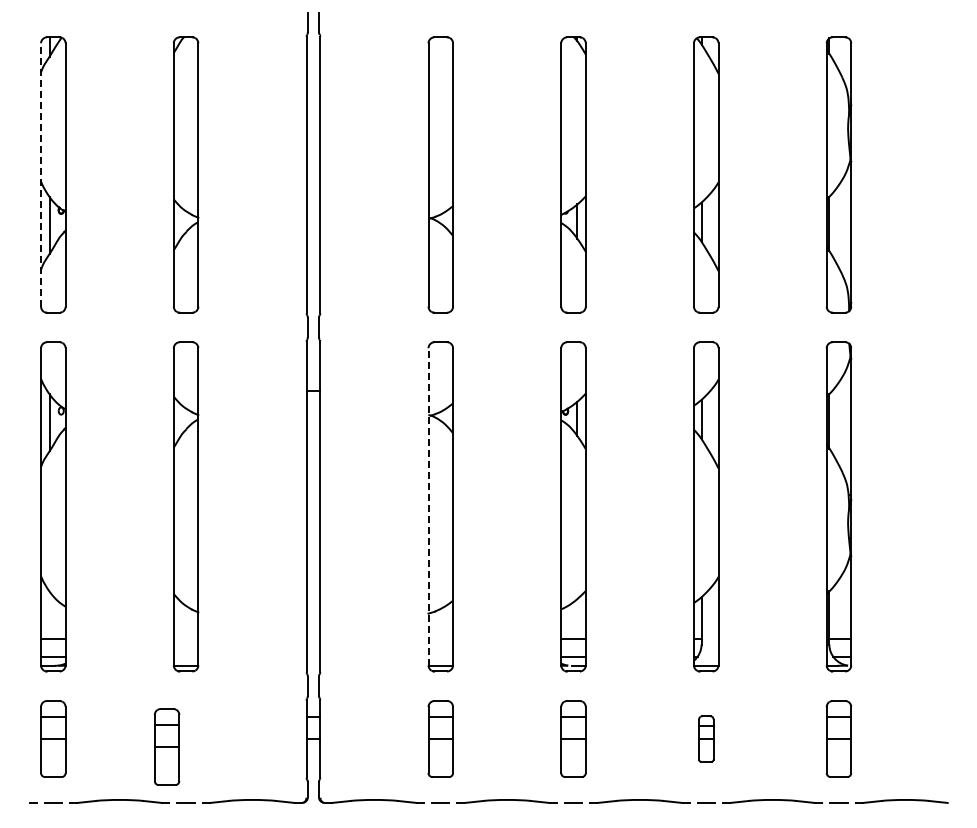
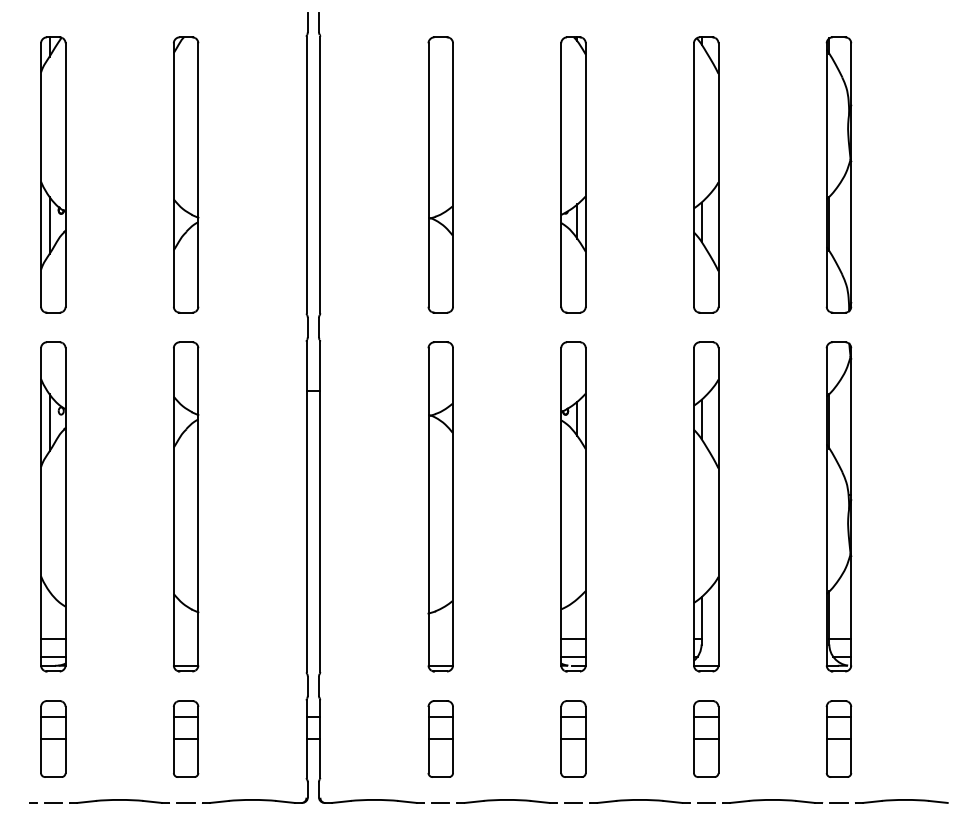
line: dashed -> solid (41, 175)
line: dashed -> solid (428, 506)
part size: 17x48 px -> 27x78 px (706, 738)
part position: (166, 746) -> (185, 738) (185, 738)
